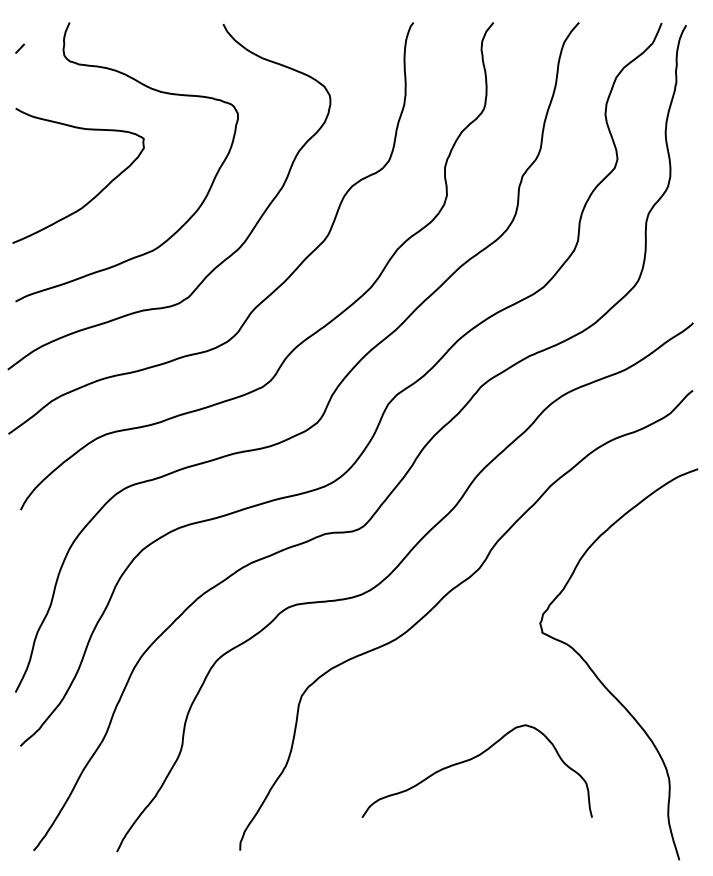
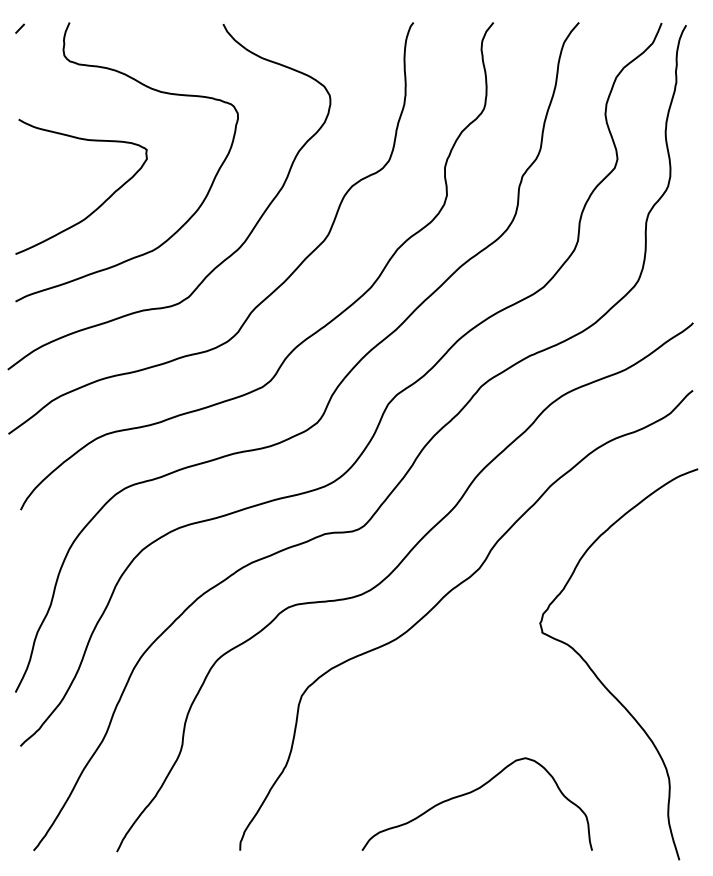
line position: (20, 48) -> (20, 28) (20, 28)
curve position: (97, 193) -> (100, 204) (100, 204)
curve position: (470, 760) -> (470, 793) (470, 793)
